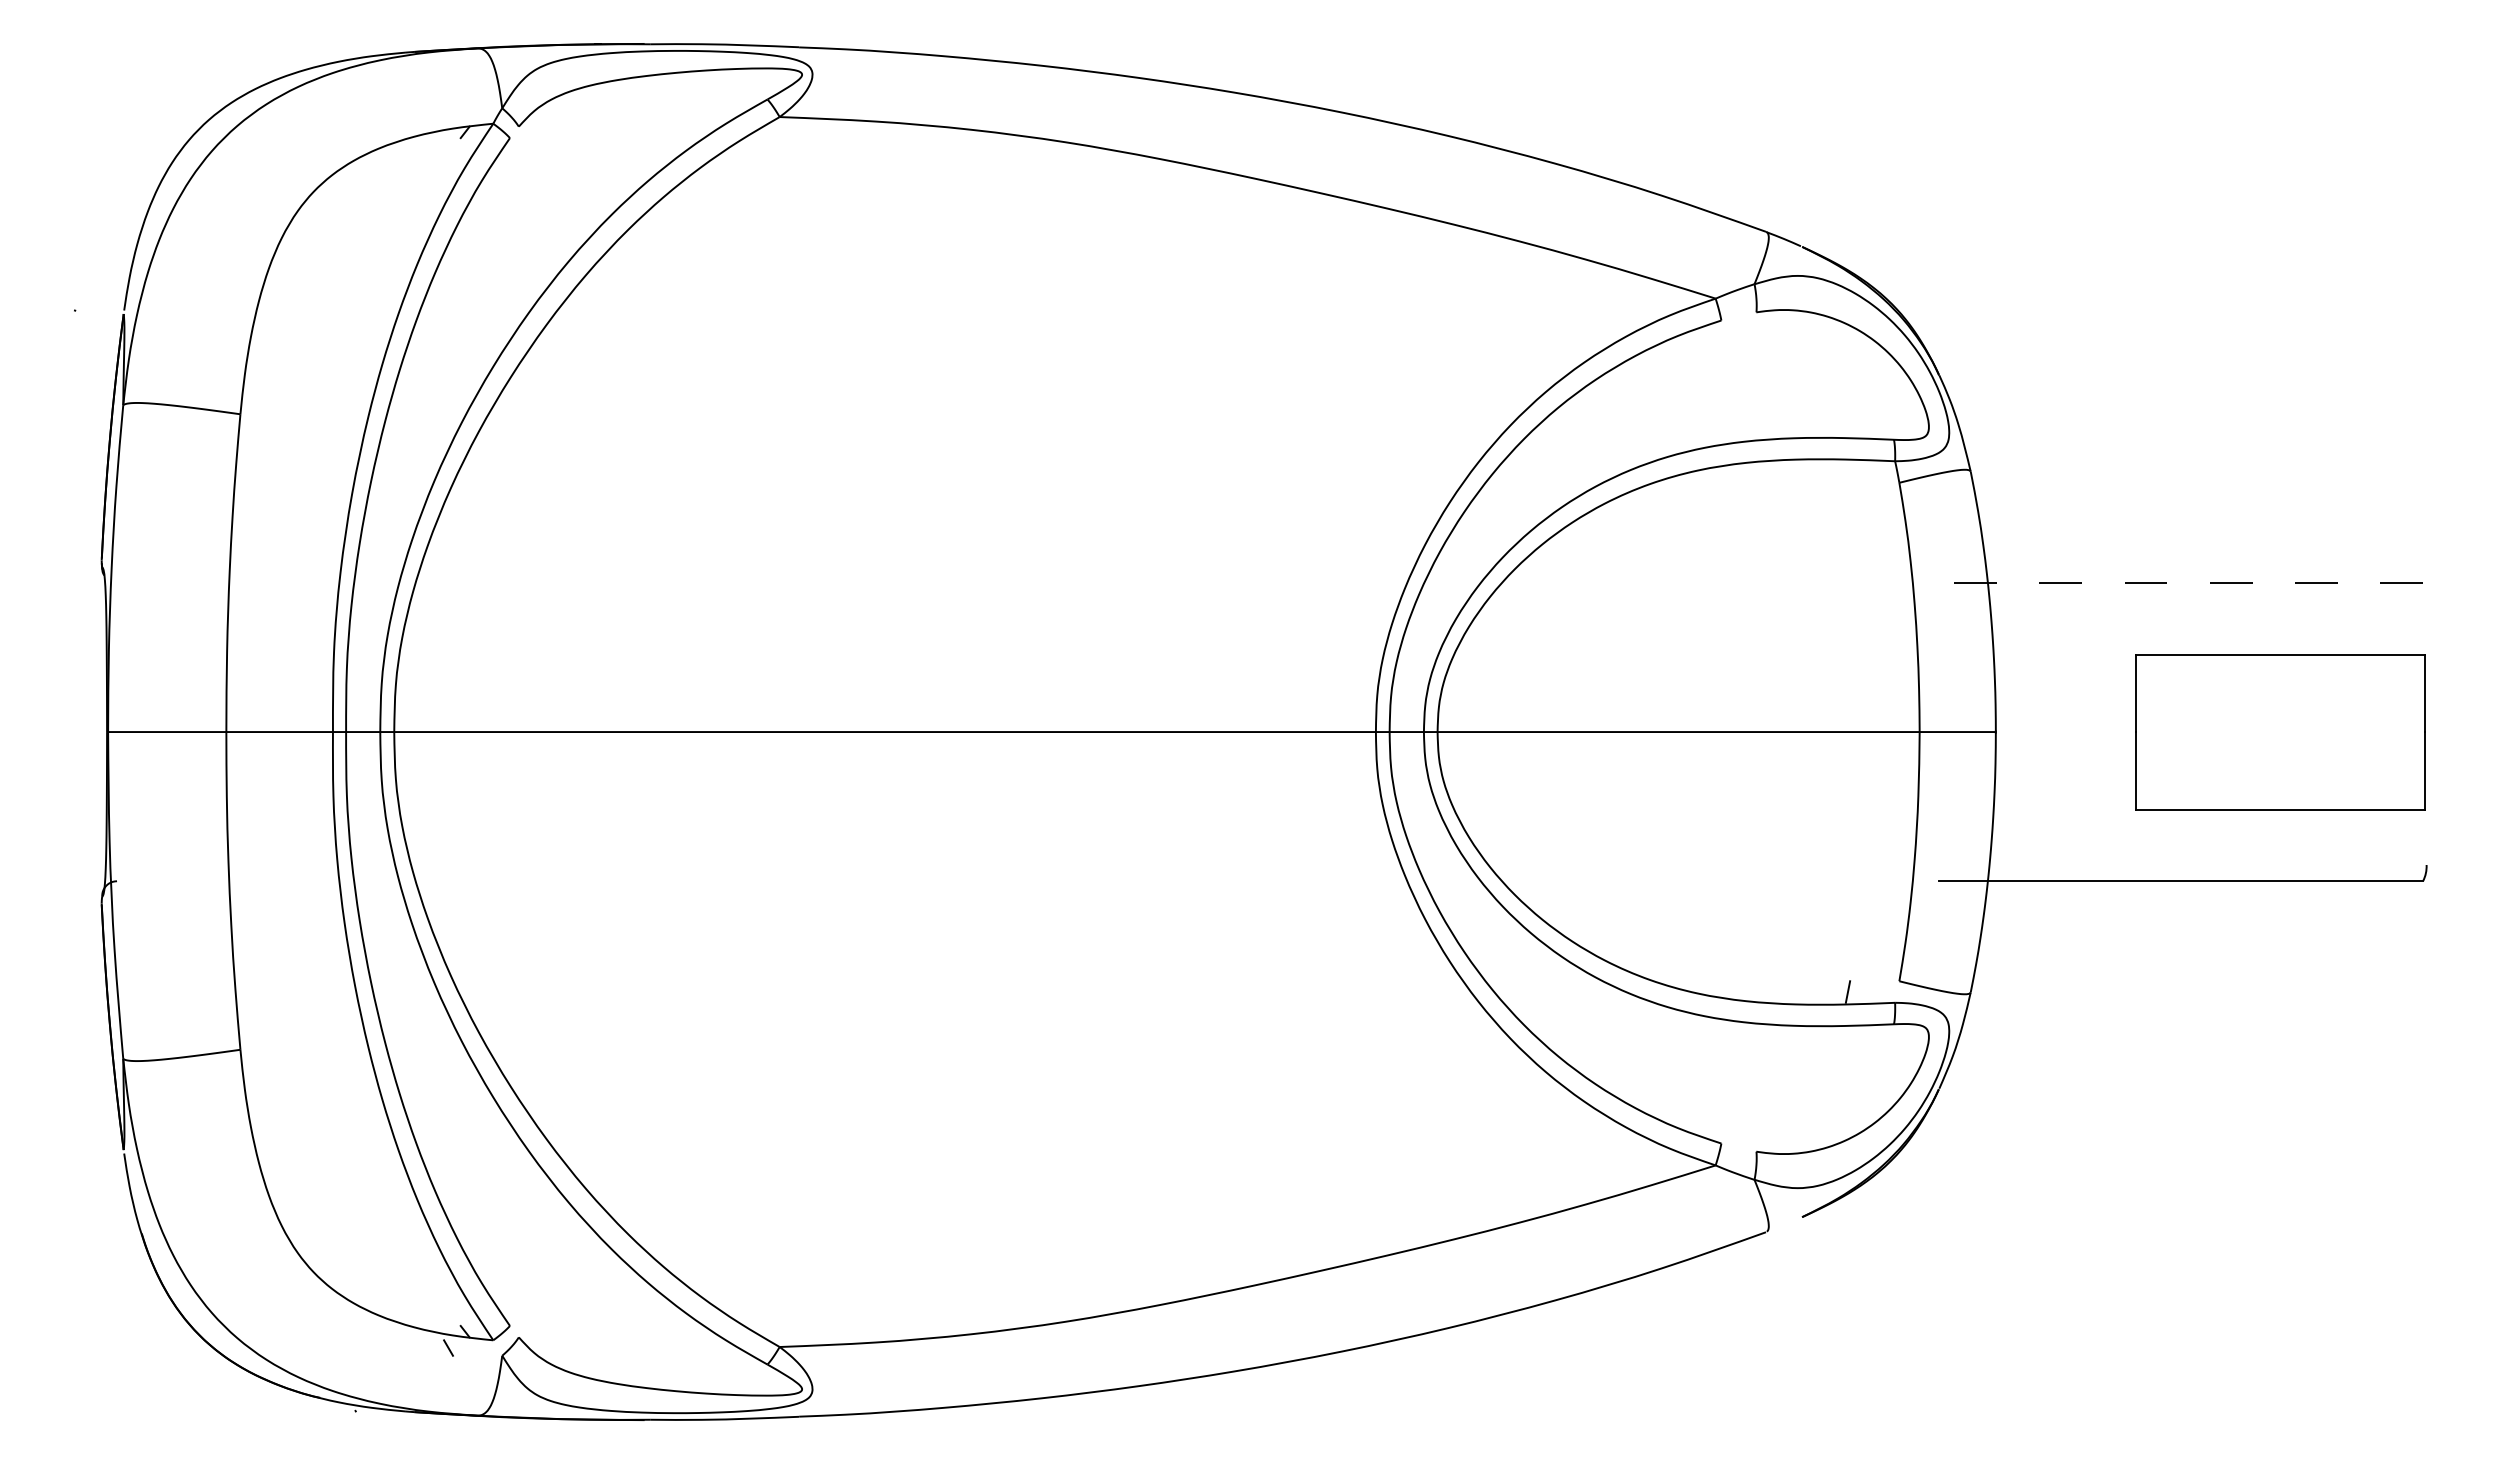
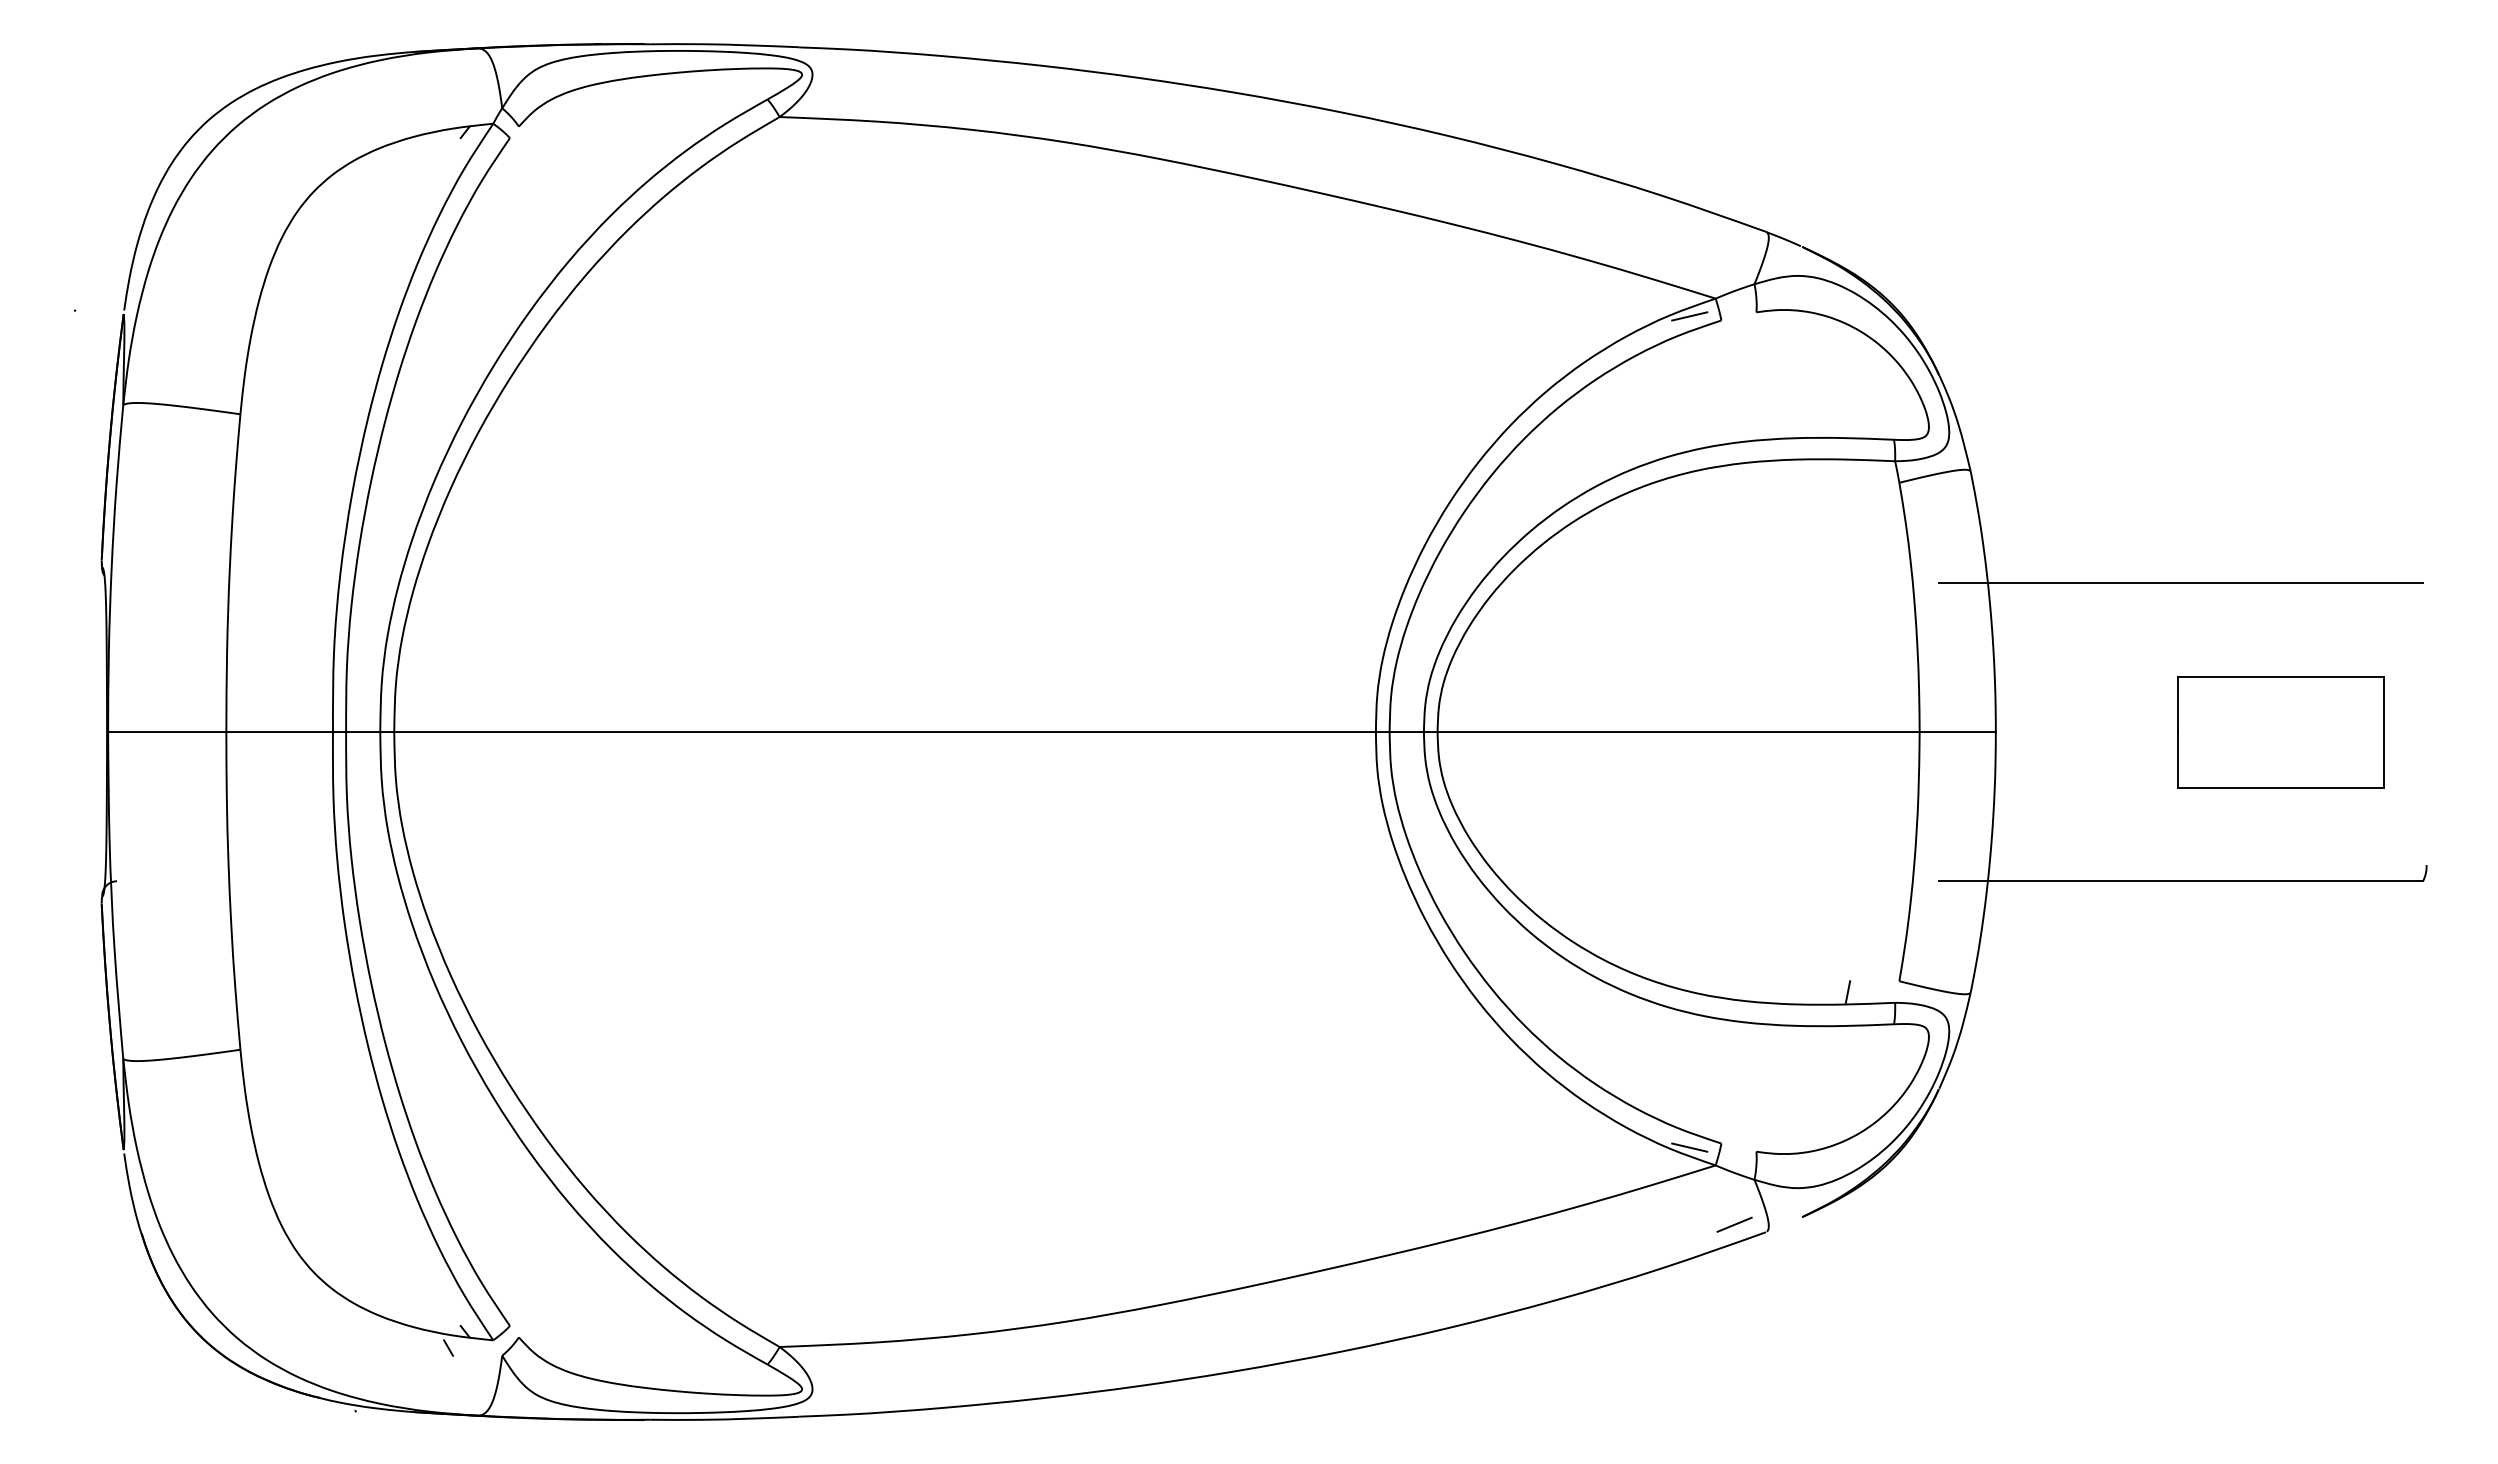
line: none -> present (1689, 316)
line: dashed -> solid (2180, 582)
part size: 291x157 px -> 208x113 px (2280, 732)
line: none -> present (1689, 1147)
line: none -> present (1734, 1224)
